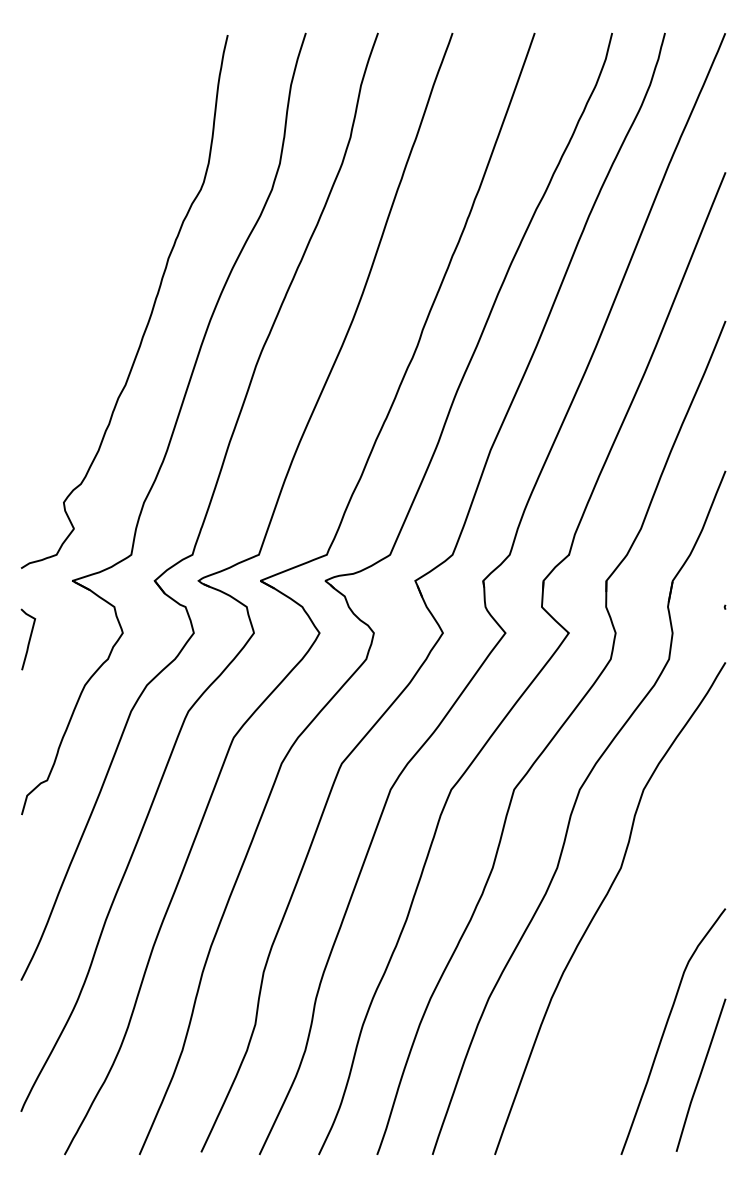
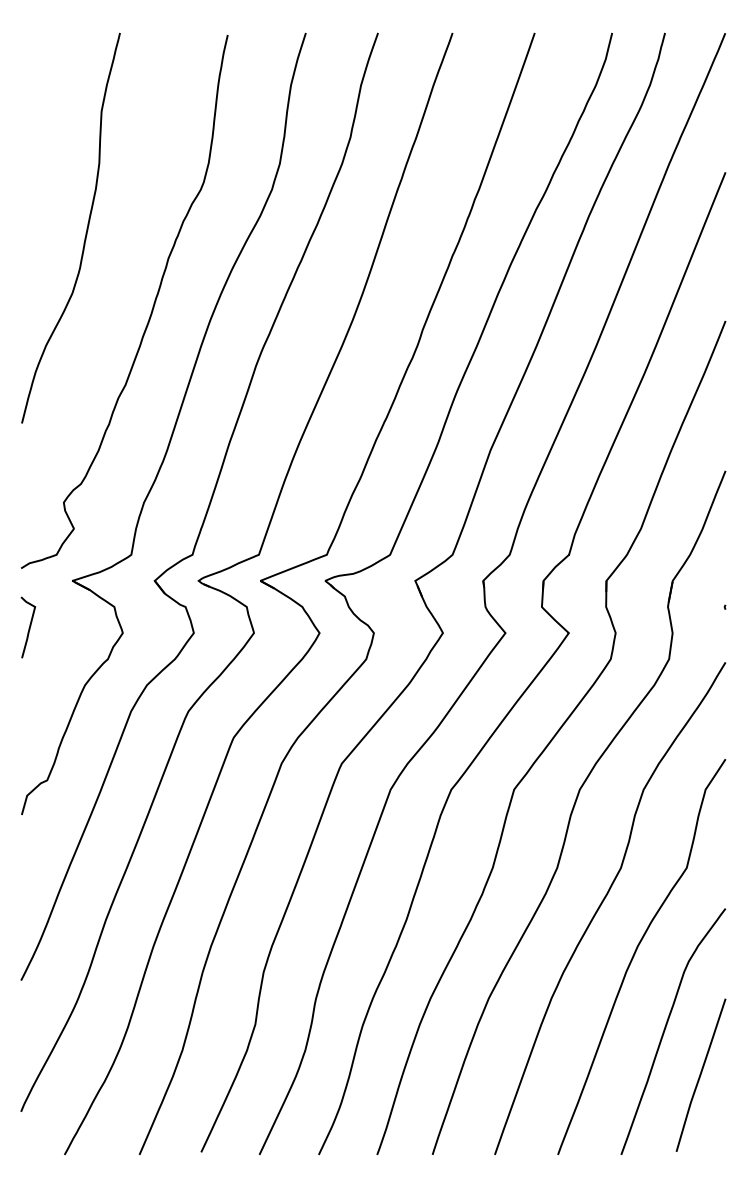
curve: none -> present (85, 232)
curve position: (29, 639) -> (29, 627) (29, 627)
curve: none -> present (635, 954)
